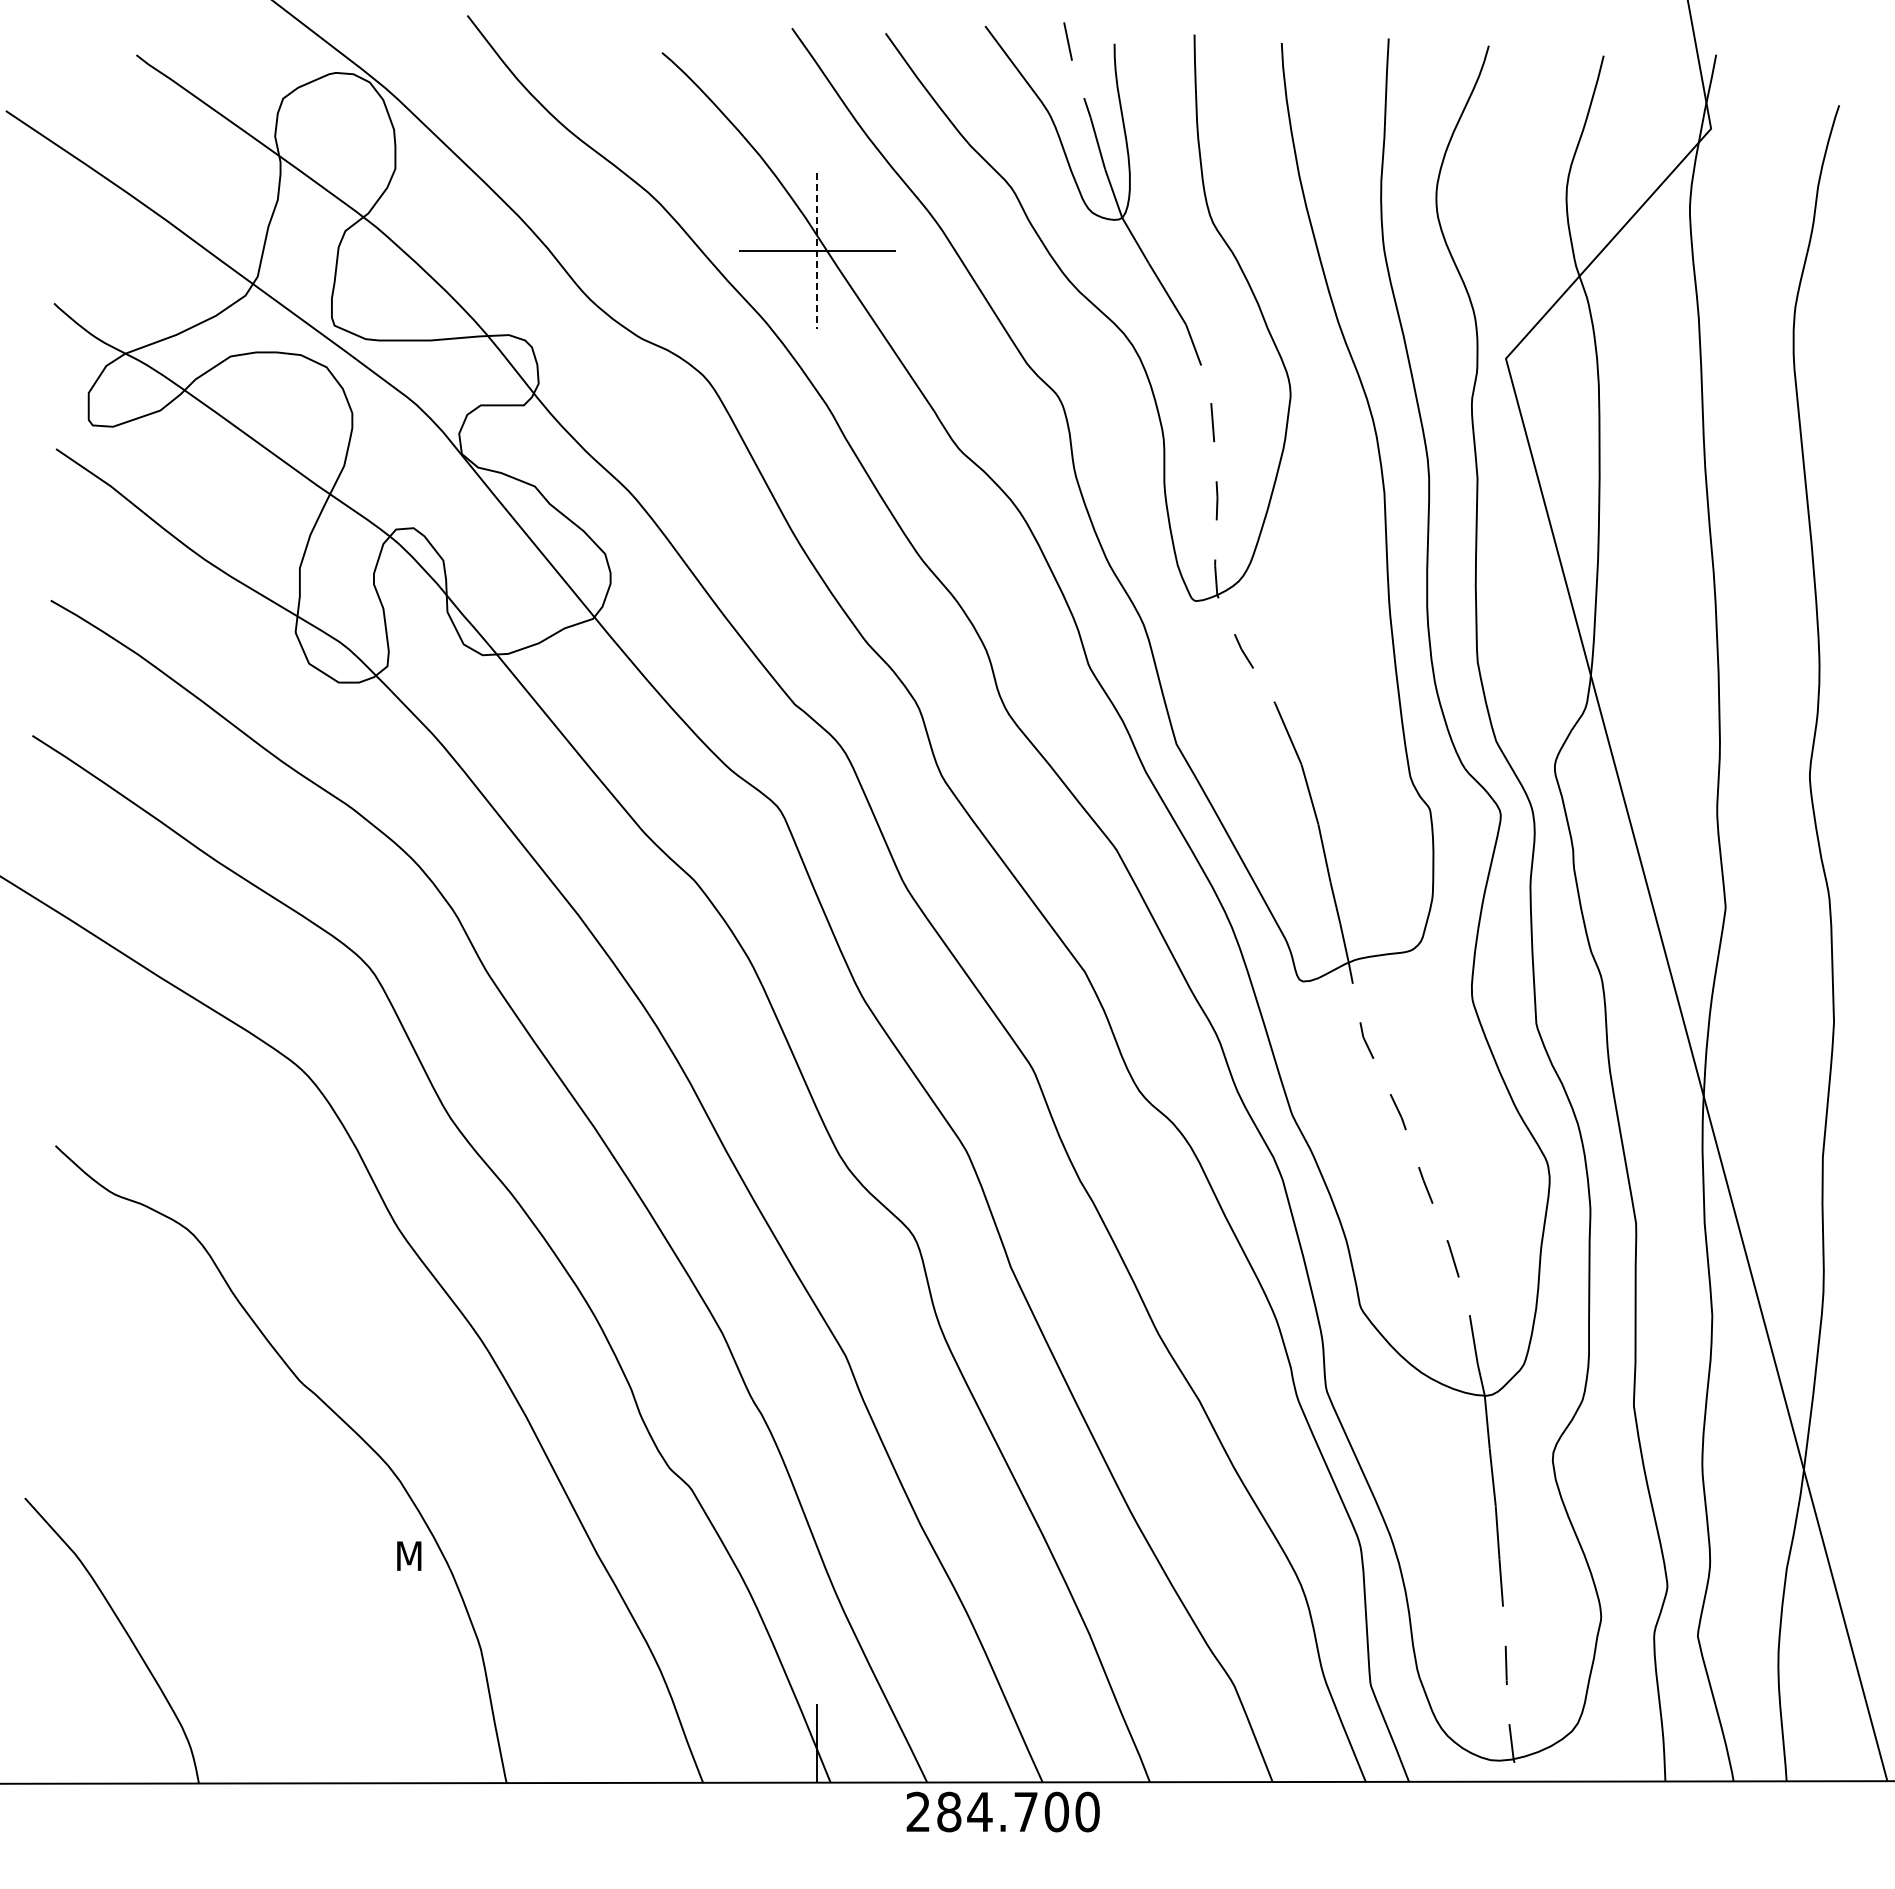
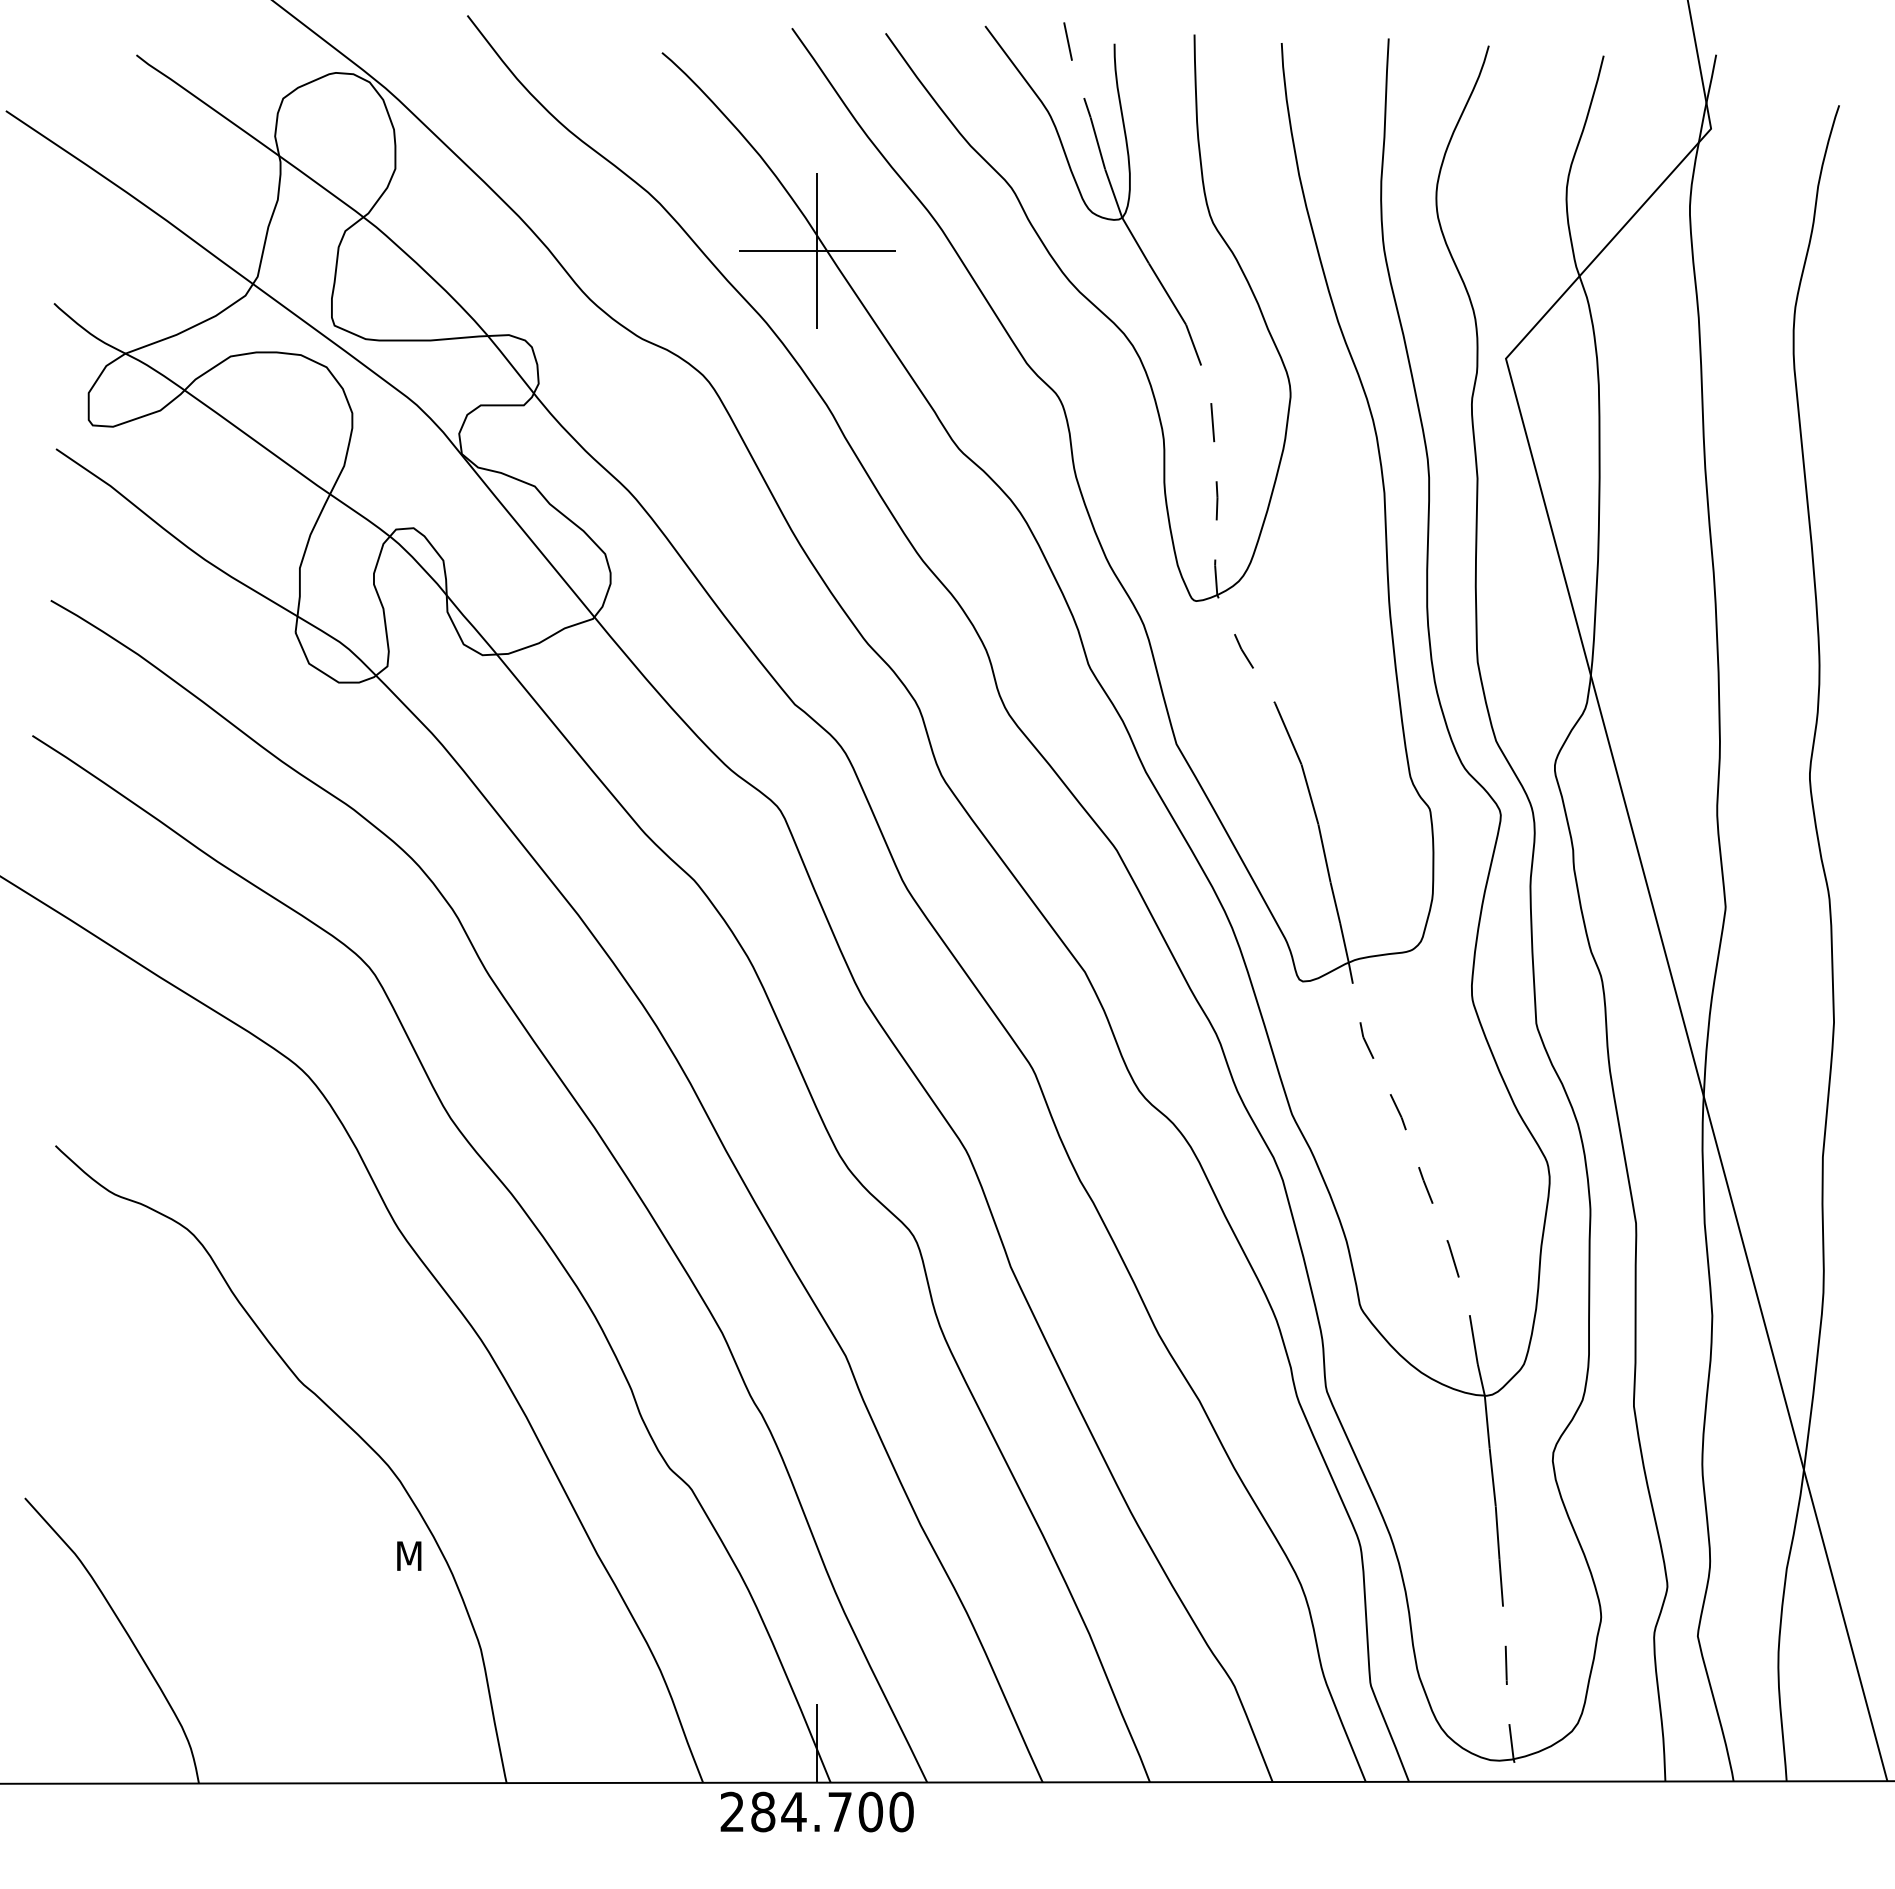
line: dashed -> solid (817, 251)
text position: (1002, 1811) -> (816, 1811) (816, 1811)
